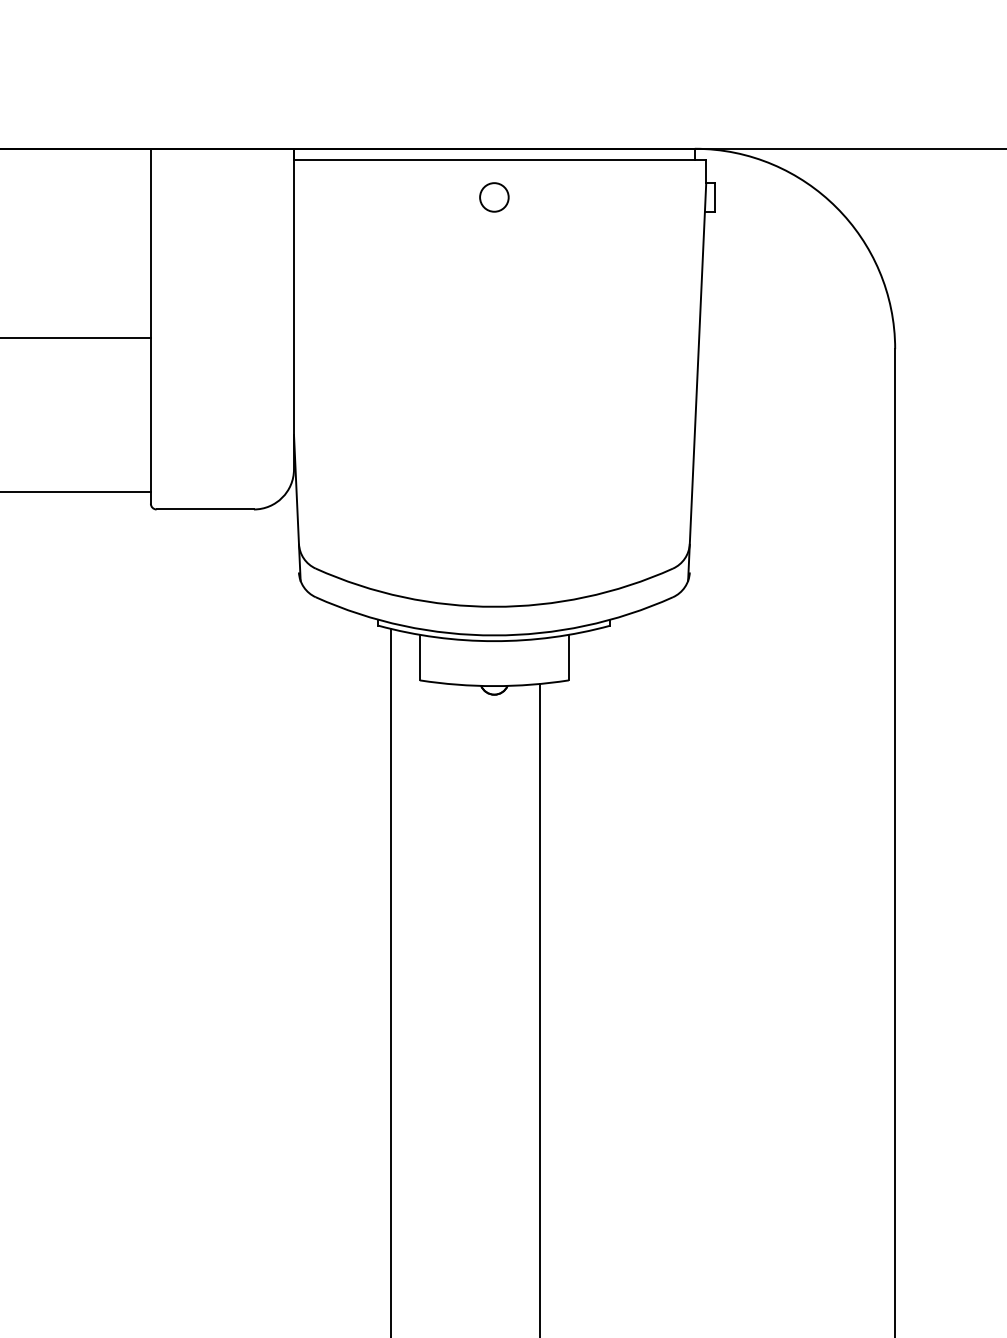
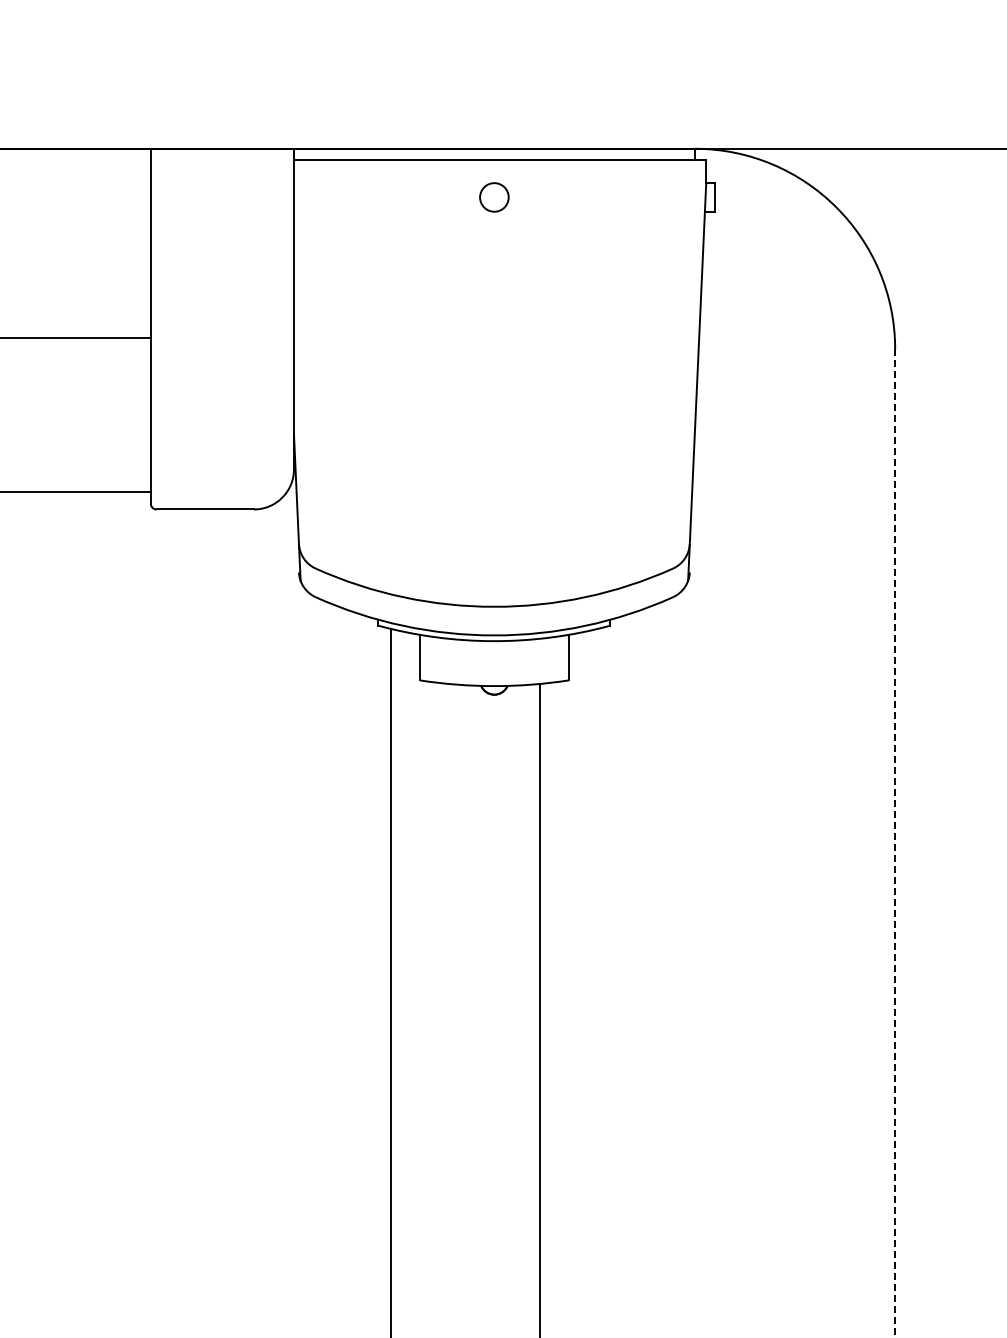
line: solid -> dashed (895, 843)
